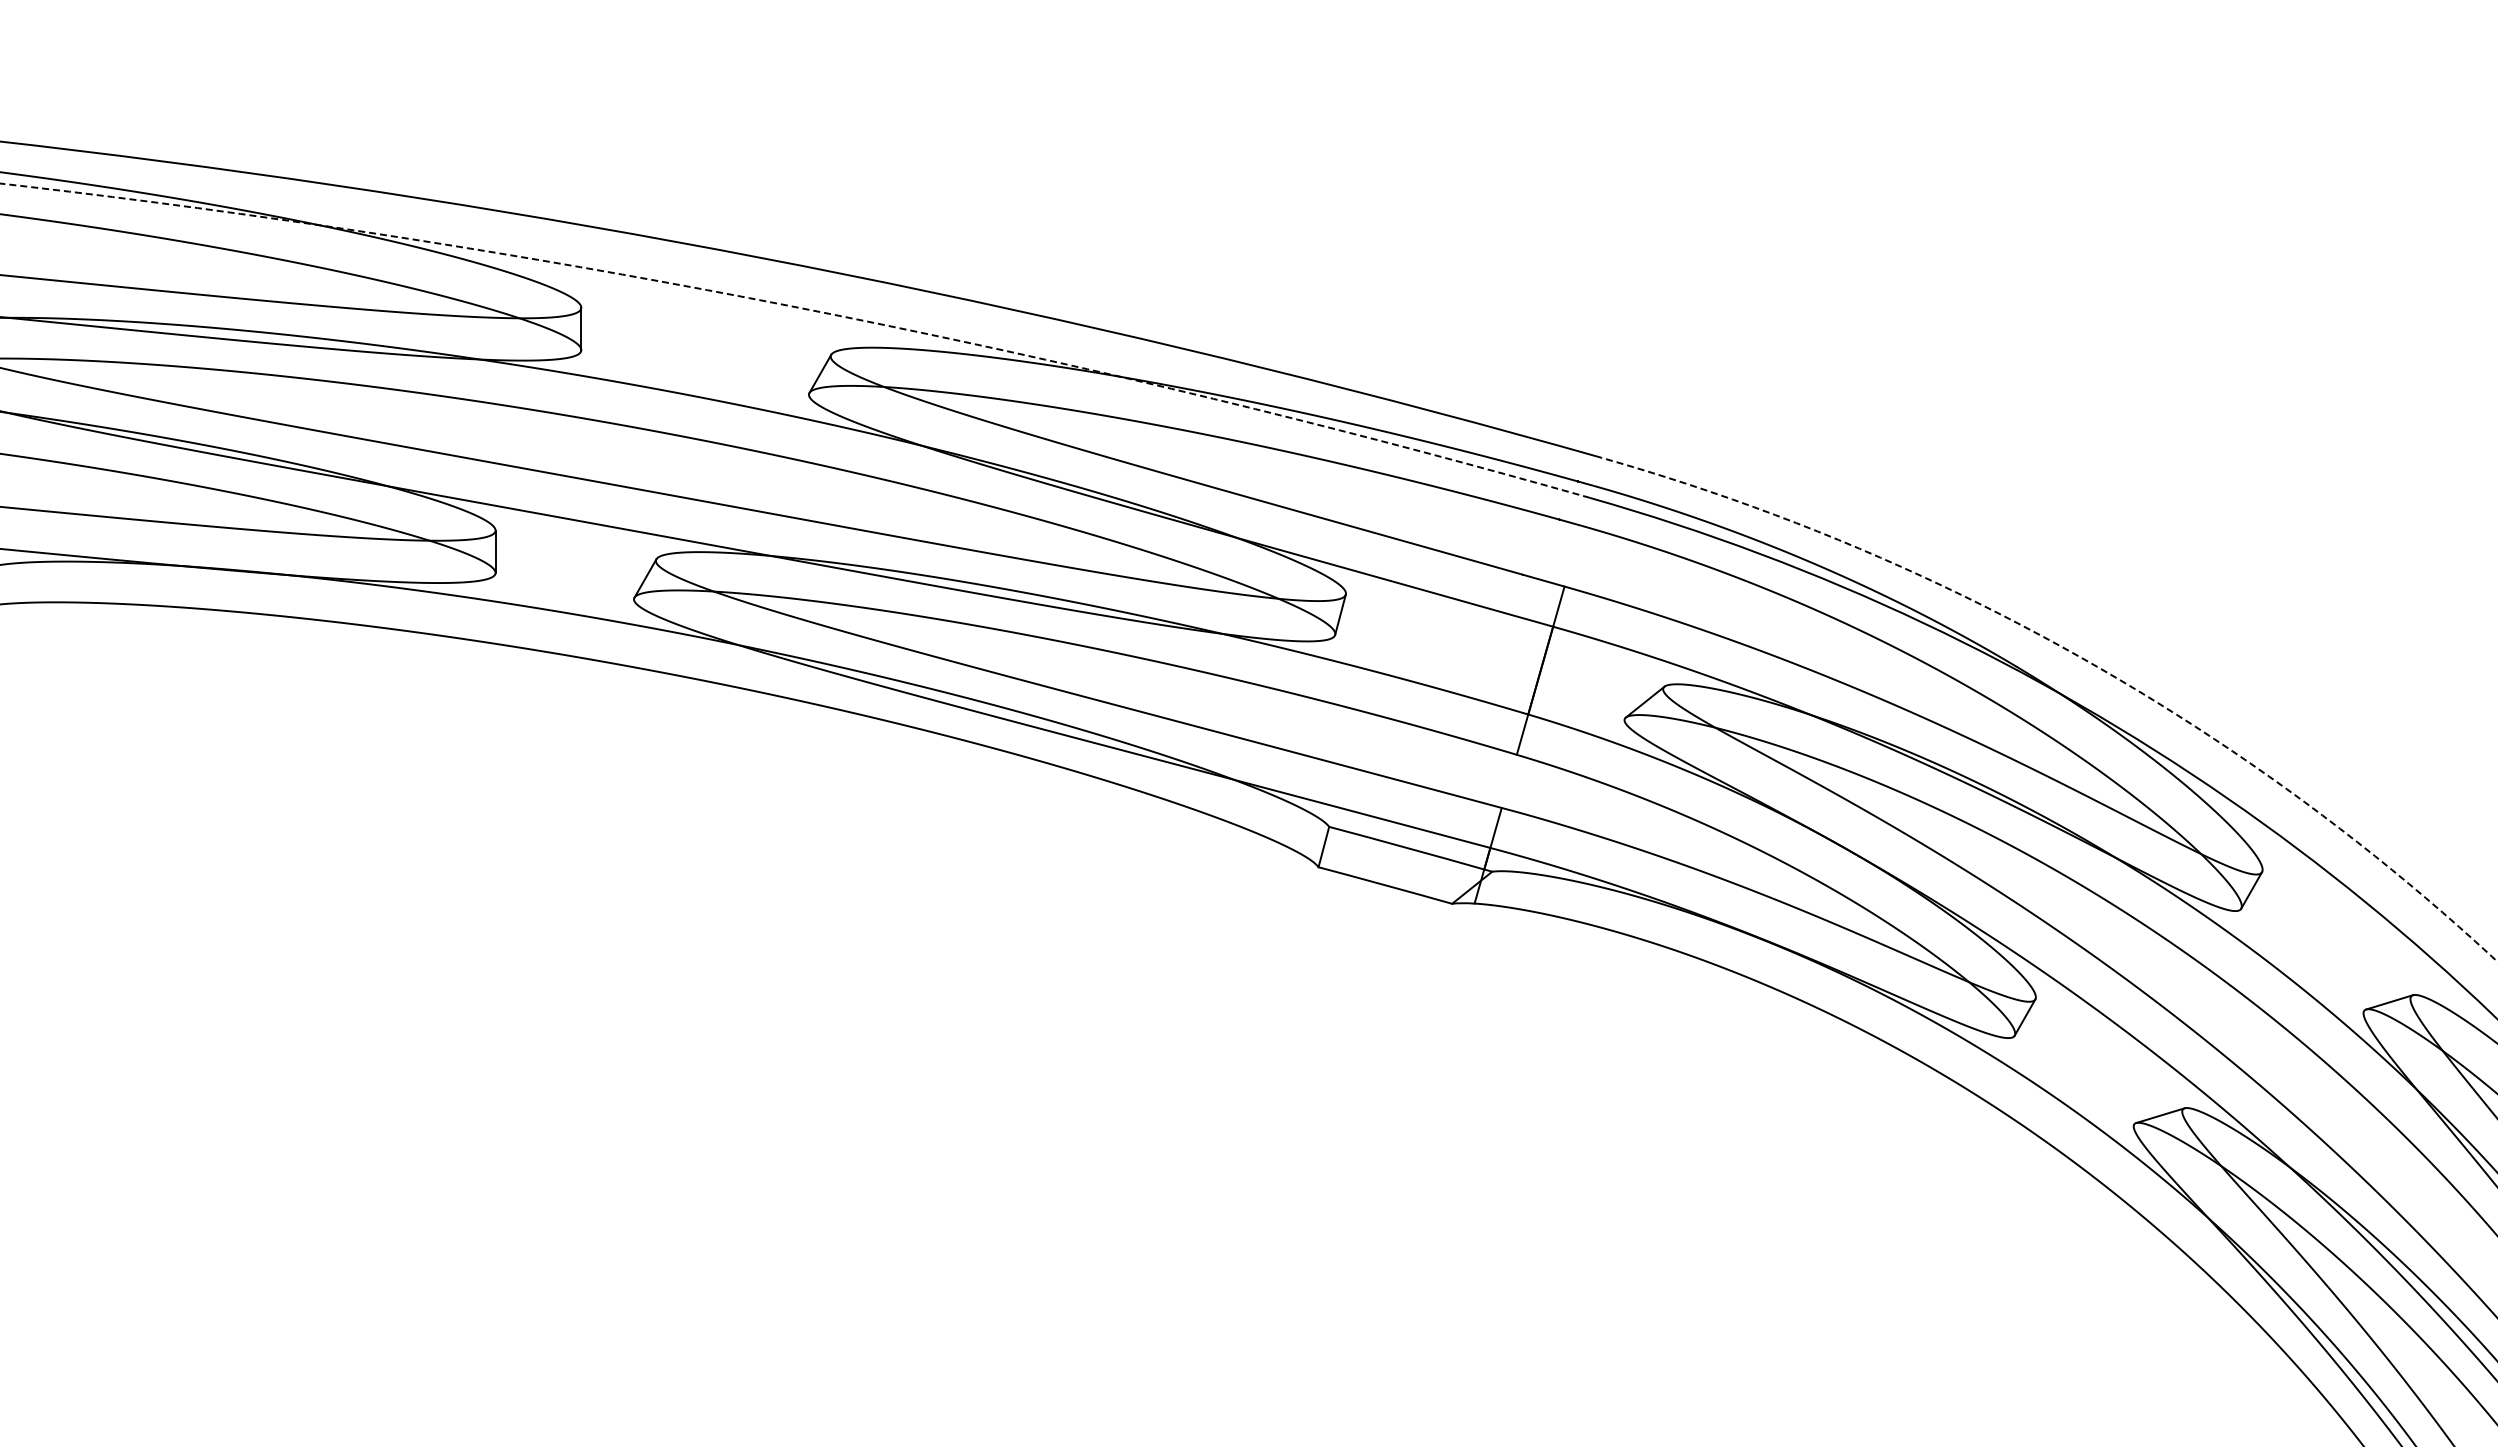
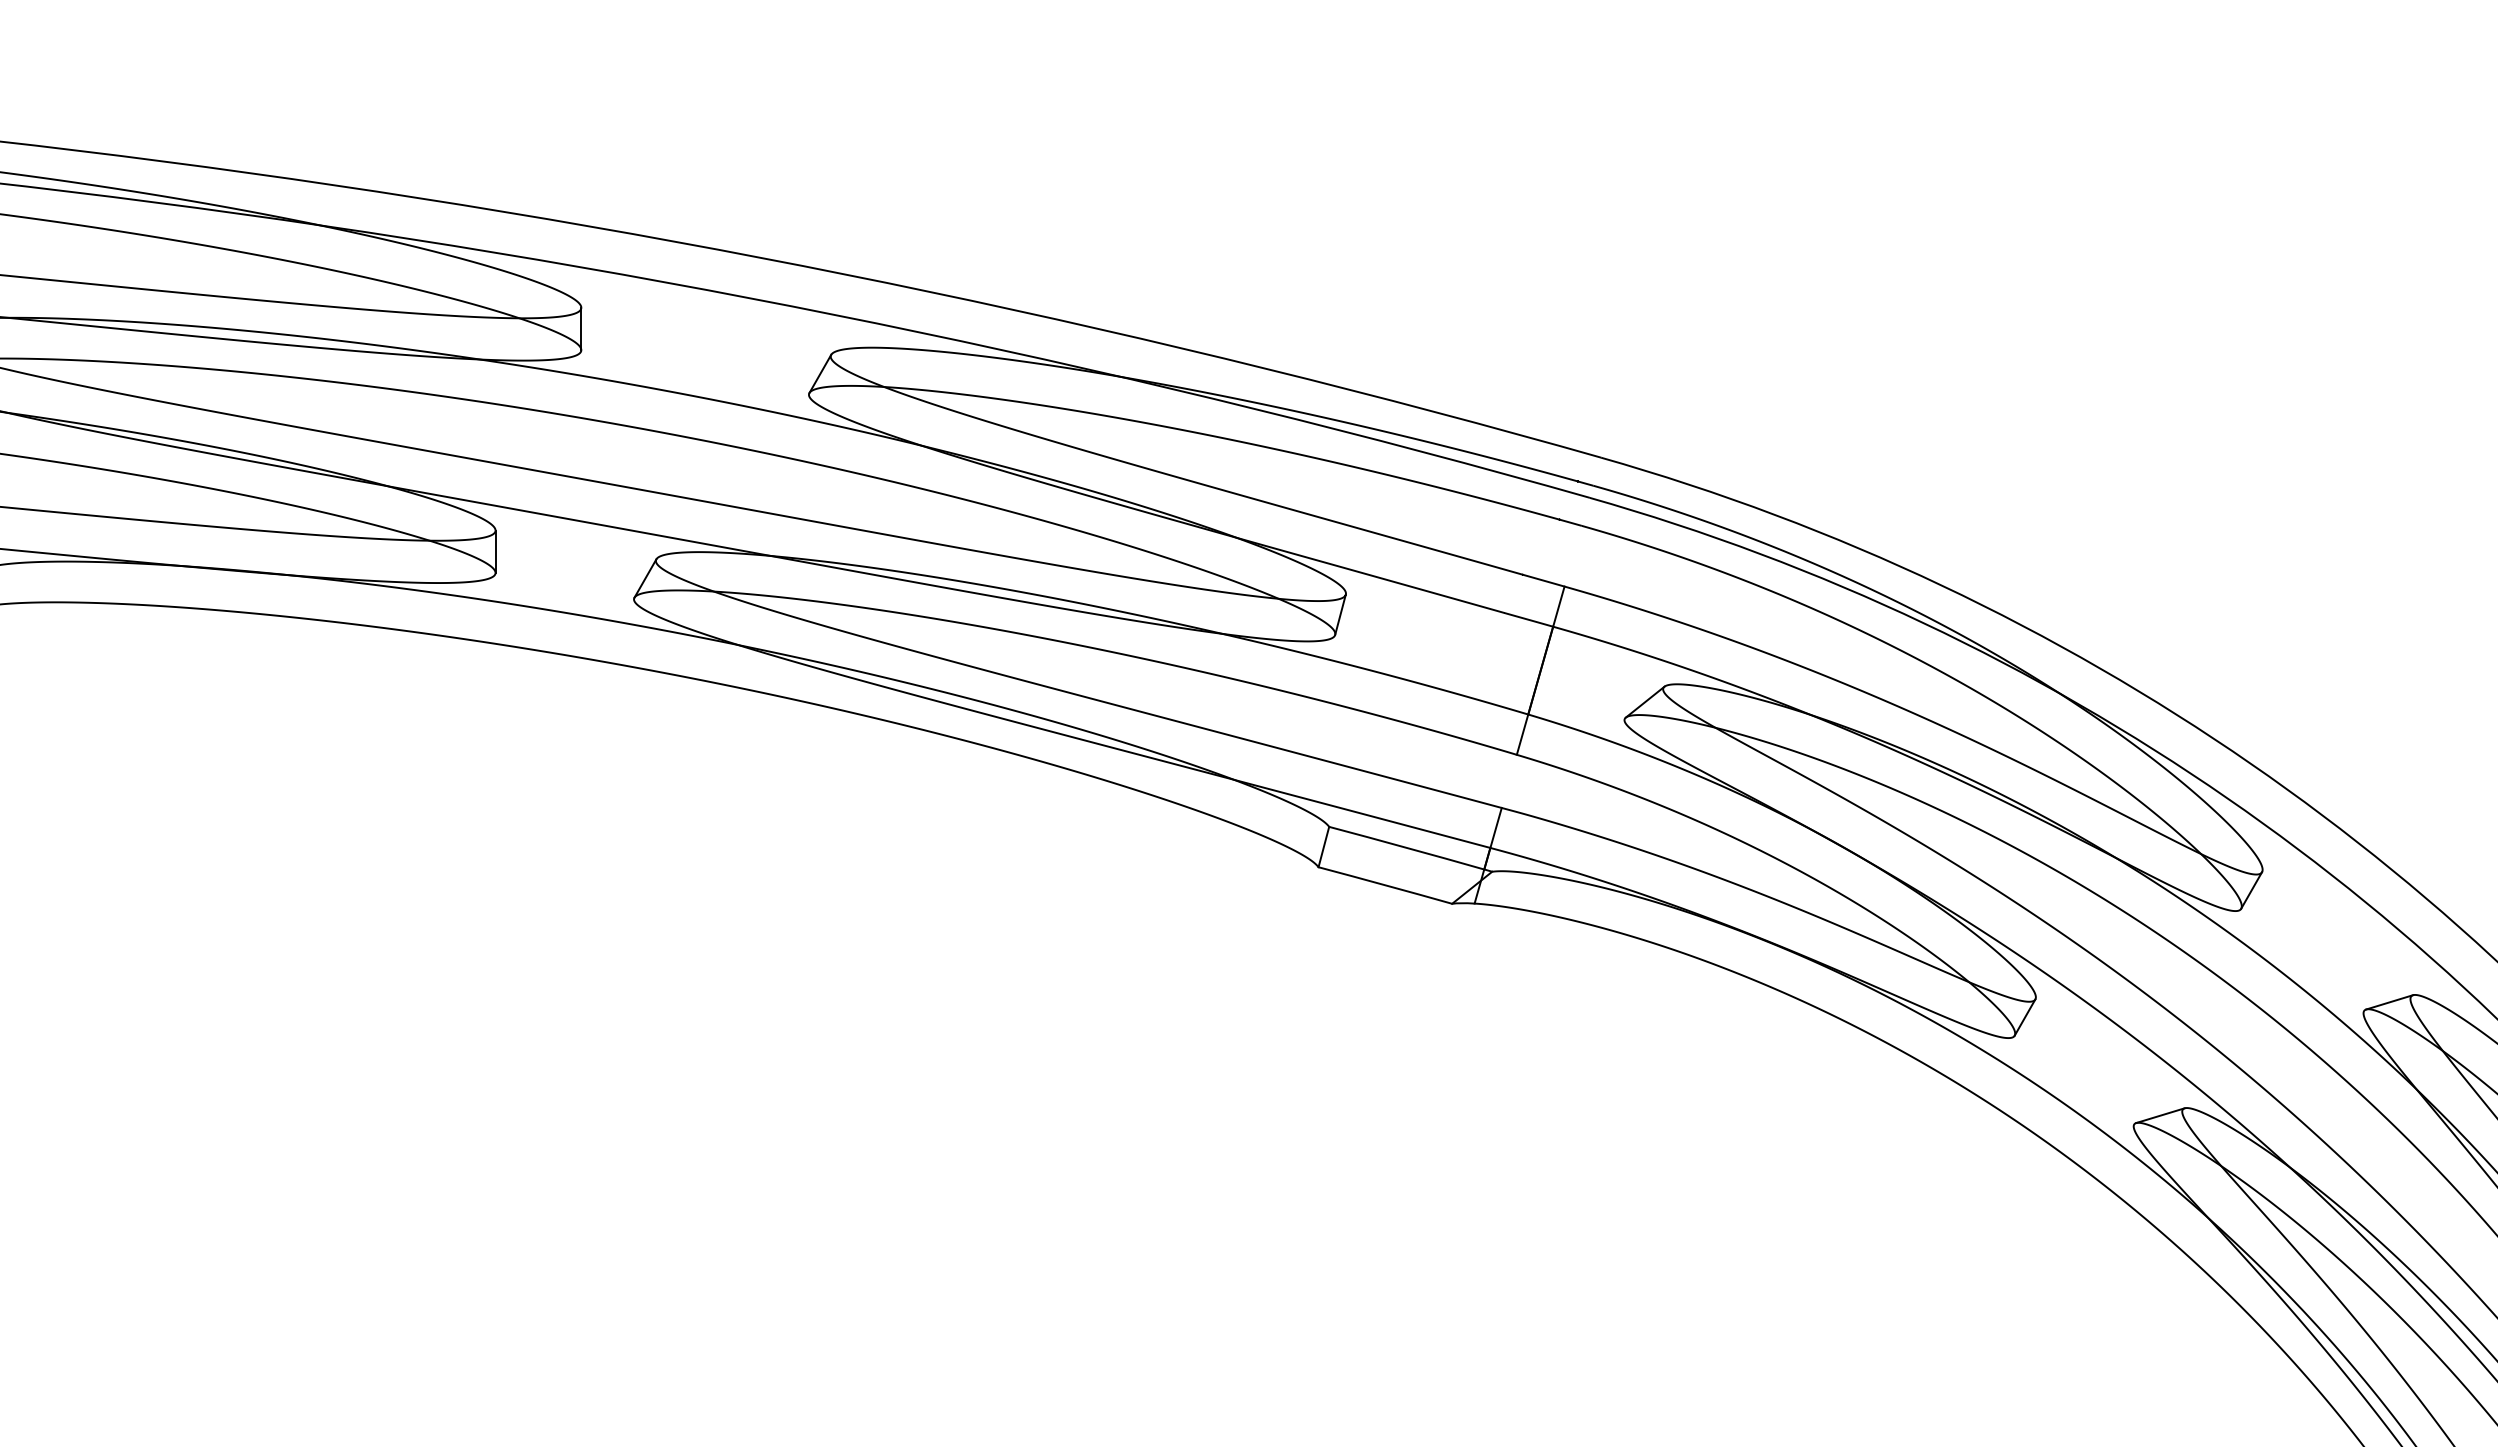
arc: dashed -> solid (801, 308)
arc: dashed -> solid (2080, 657)
